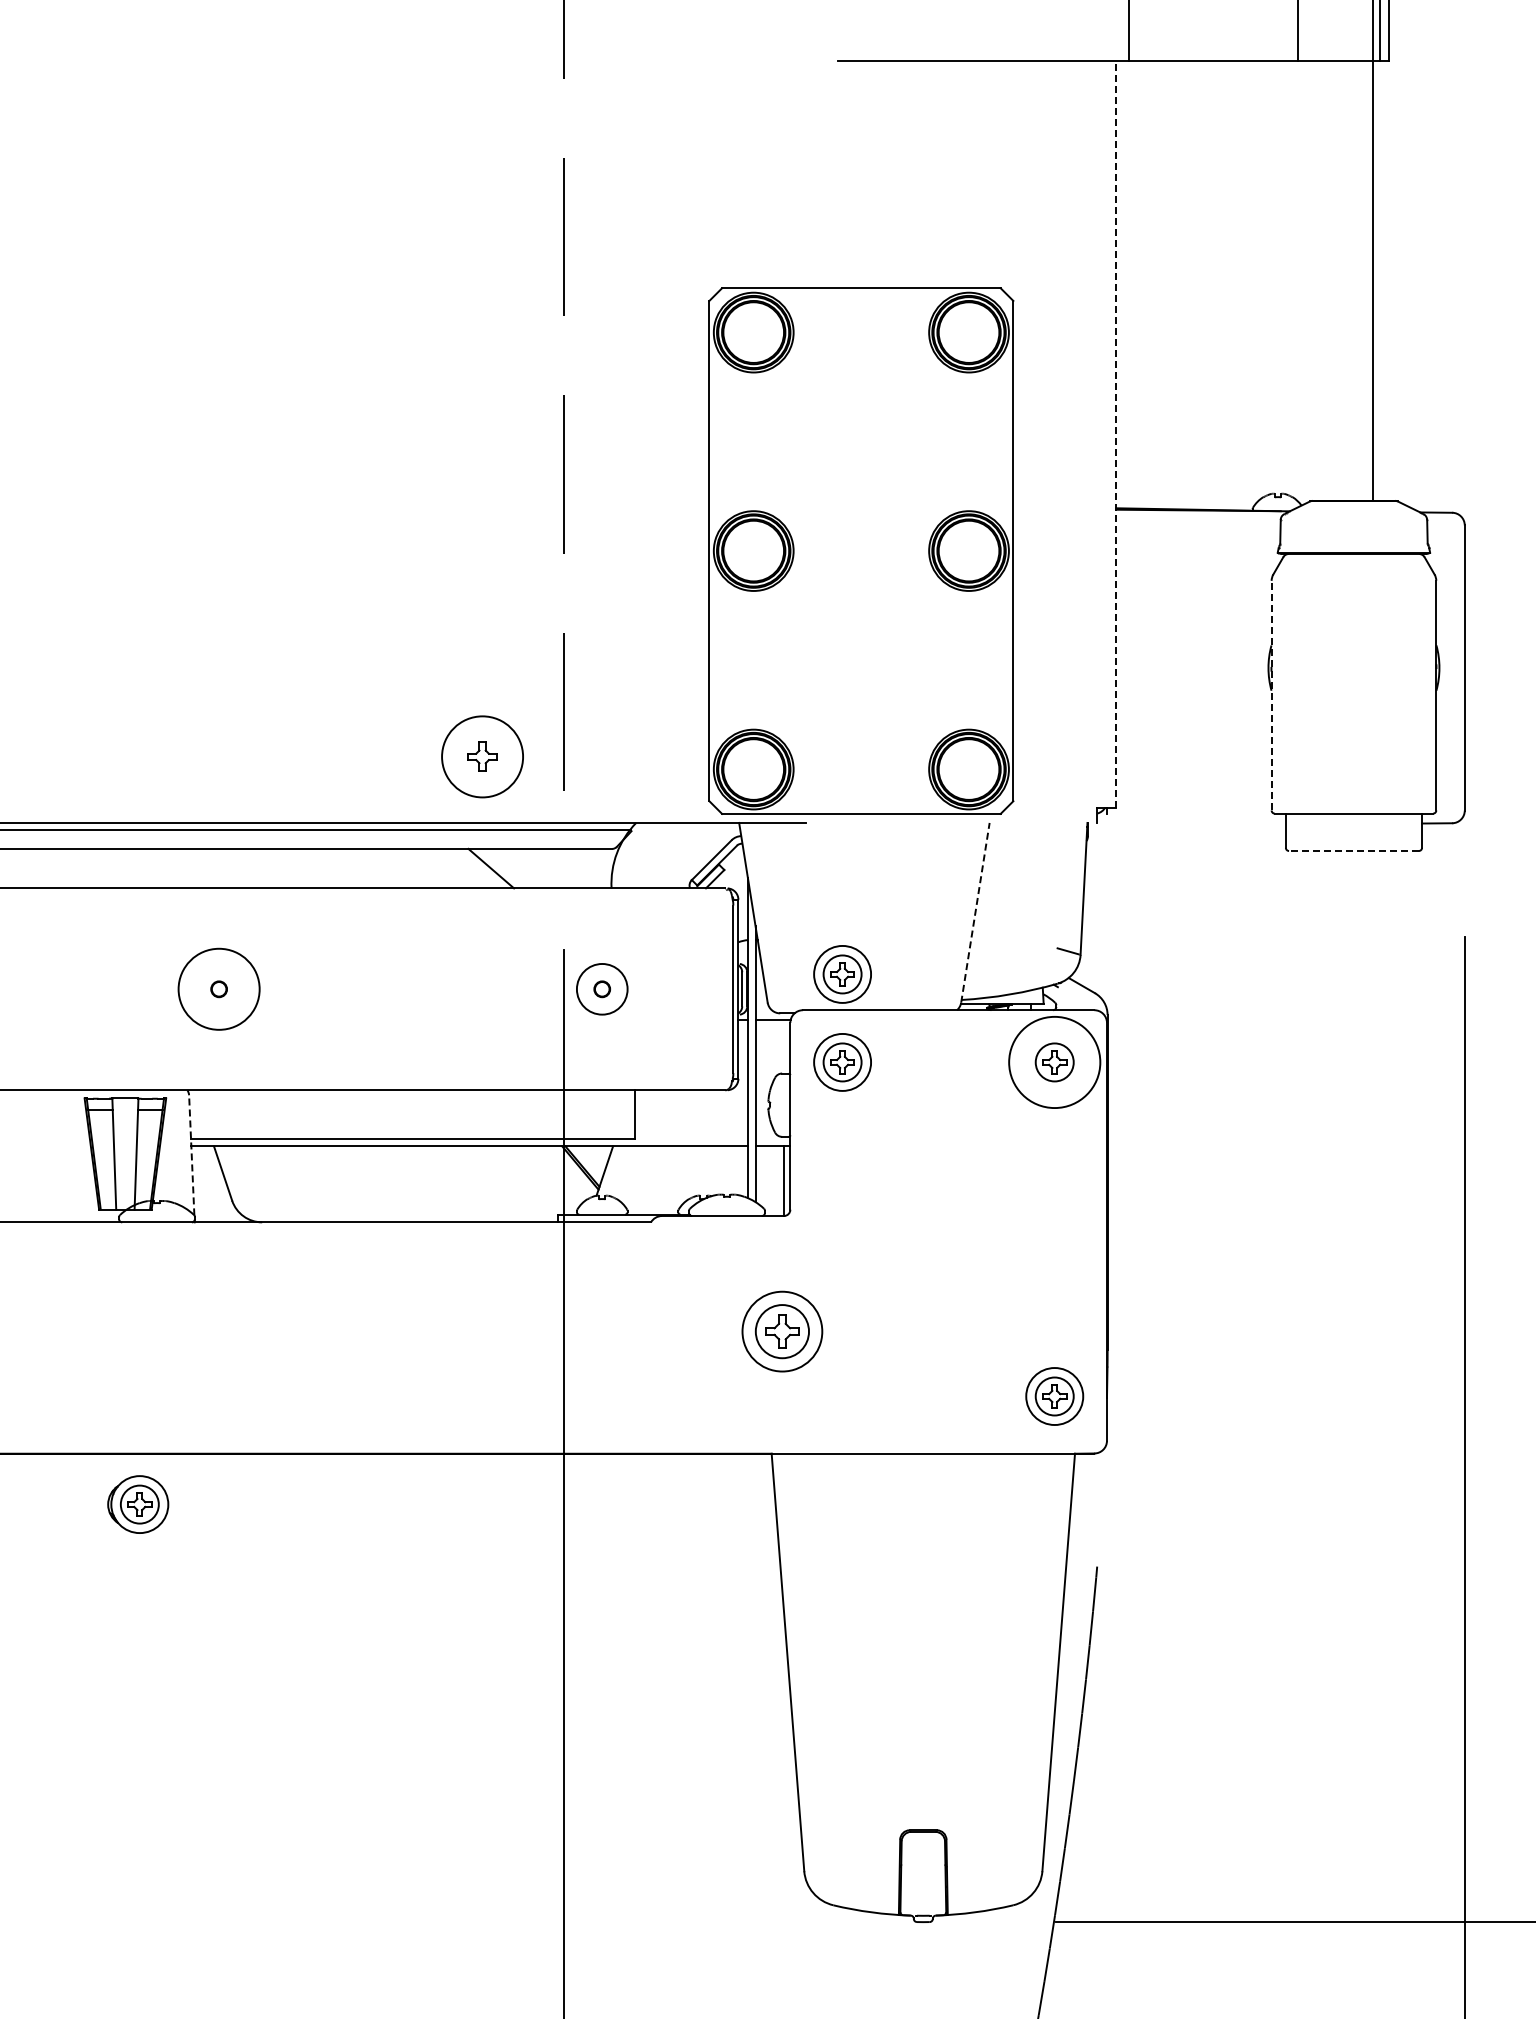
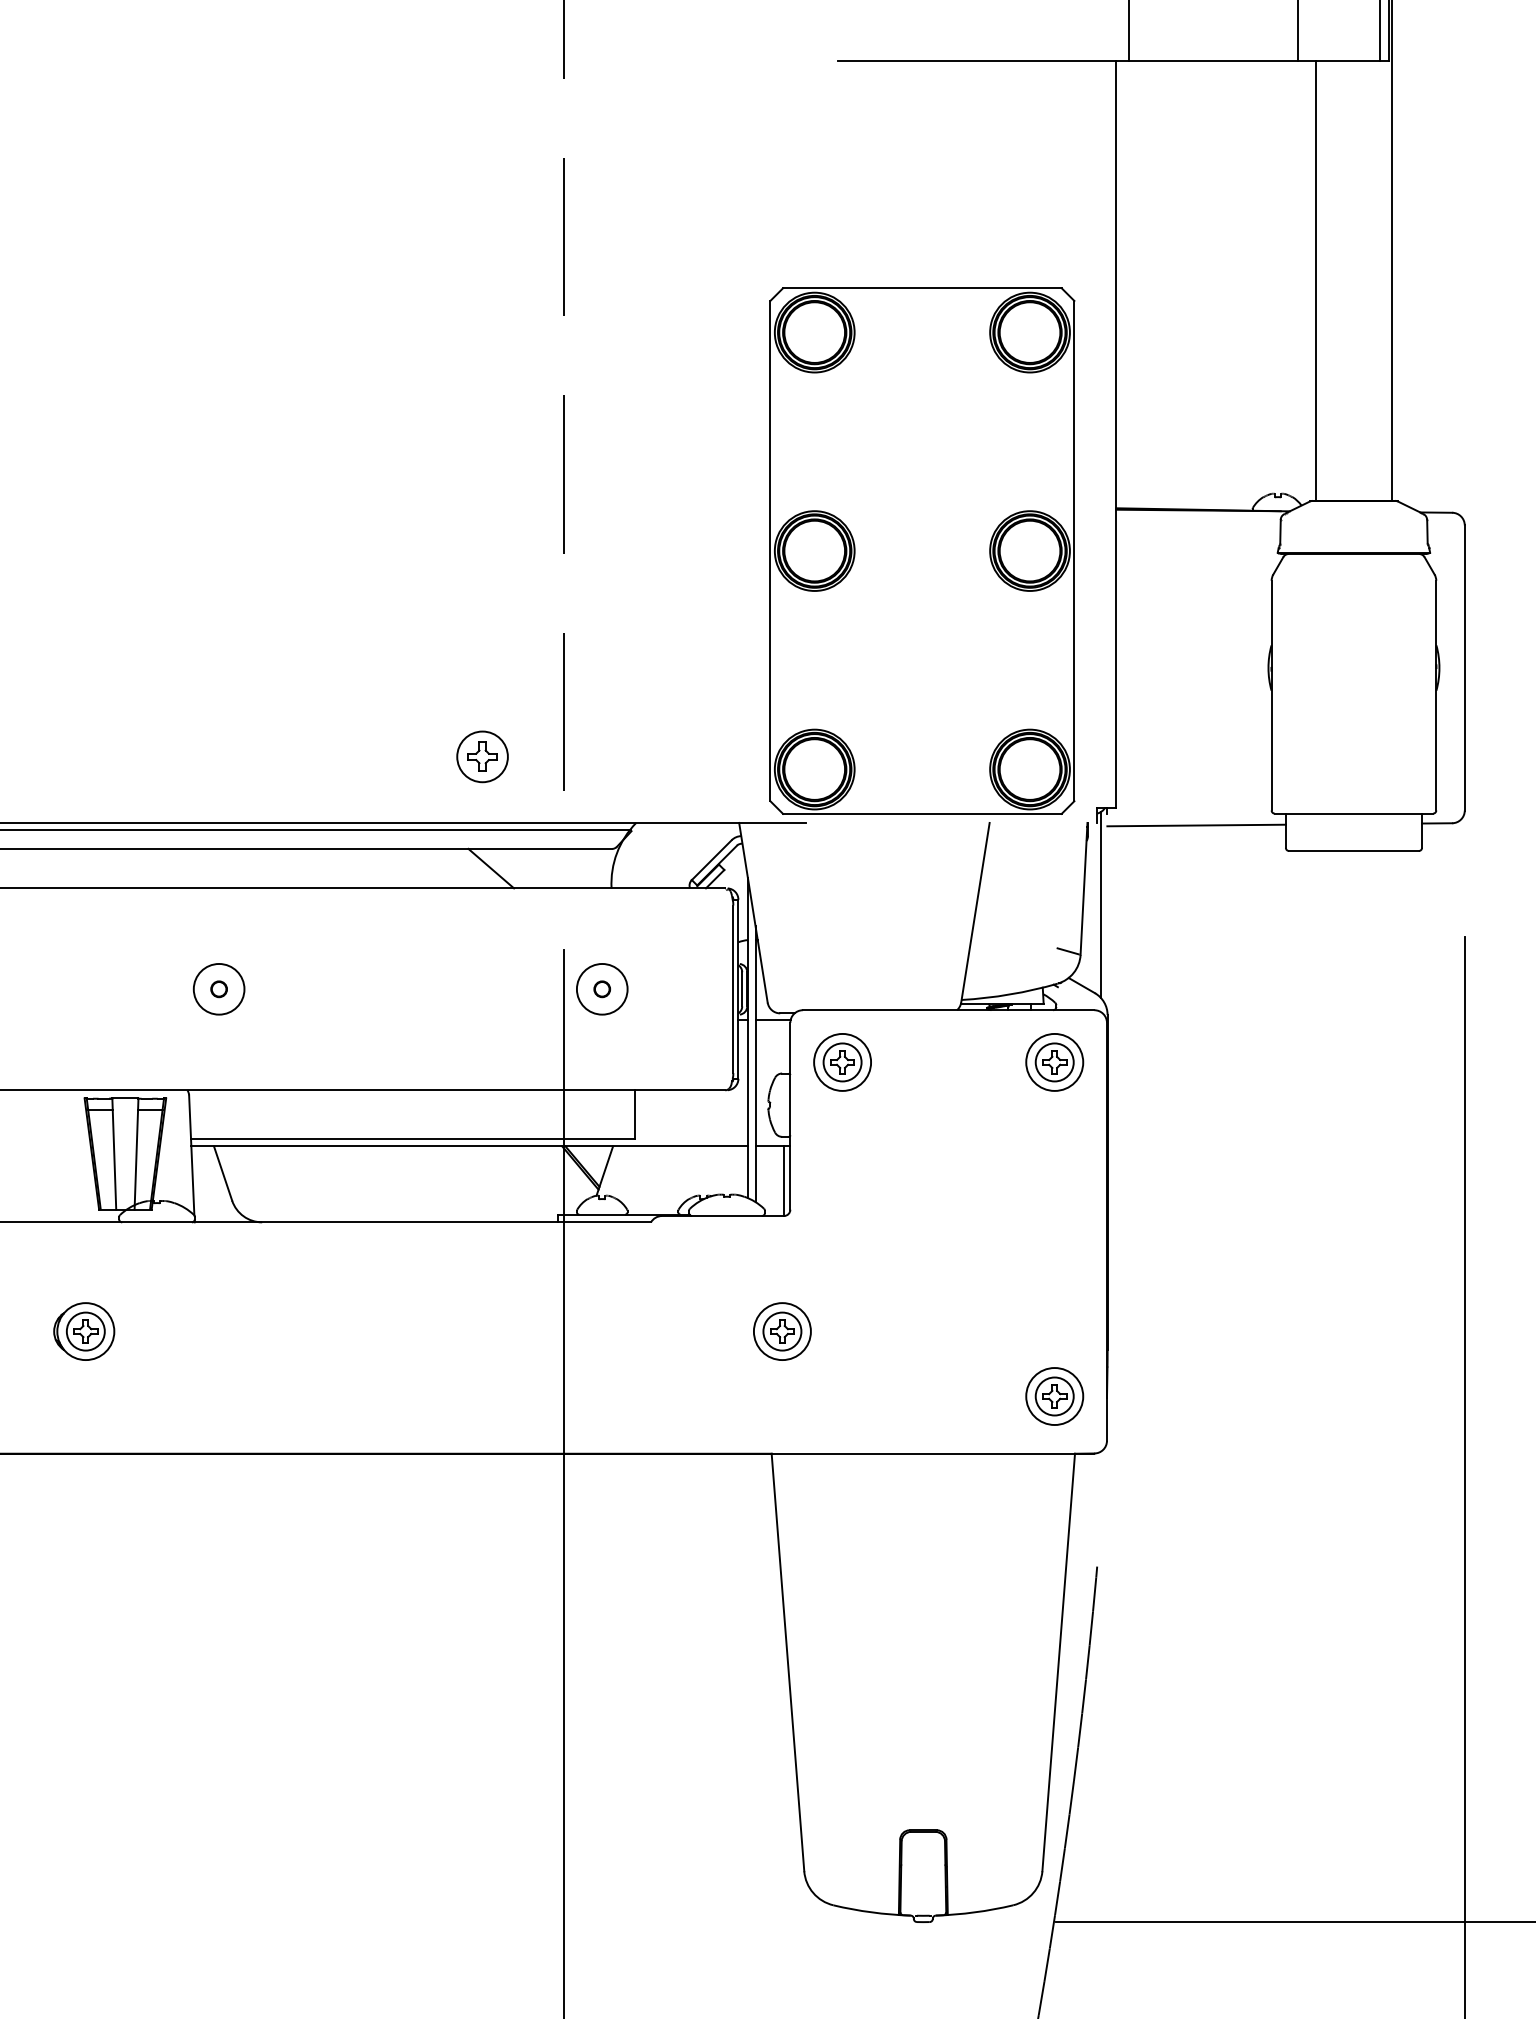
line position: (1372, 251) -> (1391, 251) (1391, 251)
line: none -> present (1315, 280)
line: dashed -> solid (1116, 434)
part position: (861, 550) -> (922, 550) (922, 550)
line: dashed -> solid (1271, 695)
circle diameter: 81 px -> 51 px (482, 756)
line: none -> present (1196, 825)
line: dashed -> solid (1353, 851)
line: none -> present (1100, 904)
line: dashed -> solid (975, 912)
part: present -> none (842, 974)
circle diameter: 81 px -> 51 px (218, 988)
circle diameter: 91 px -> 57 px (1054, 1061)
line: dashed -> solid (191, 1154)
part size: 83x83 px -> 59x59 px (782, 1331)
part position: (138, 1504) -> (84, 1331) (84, 1331)
